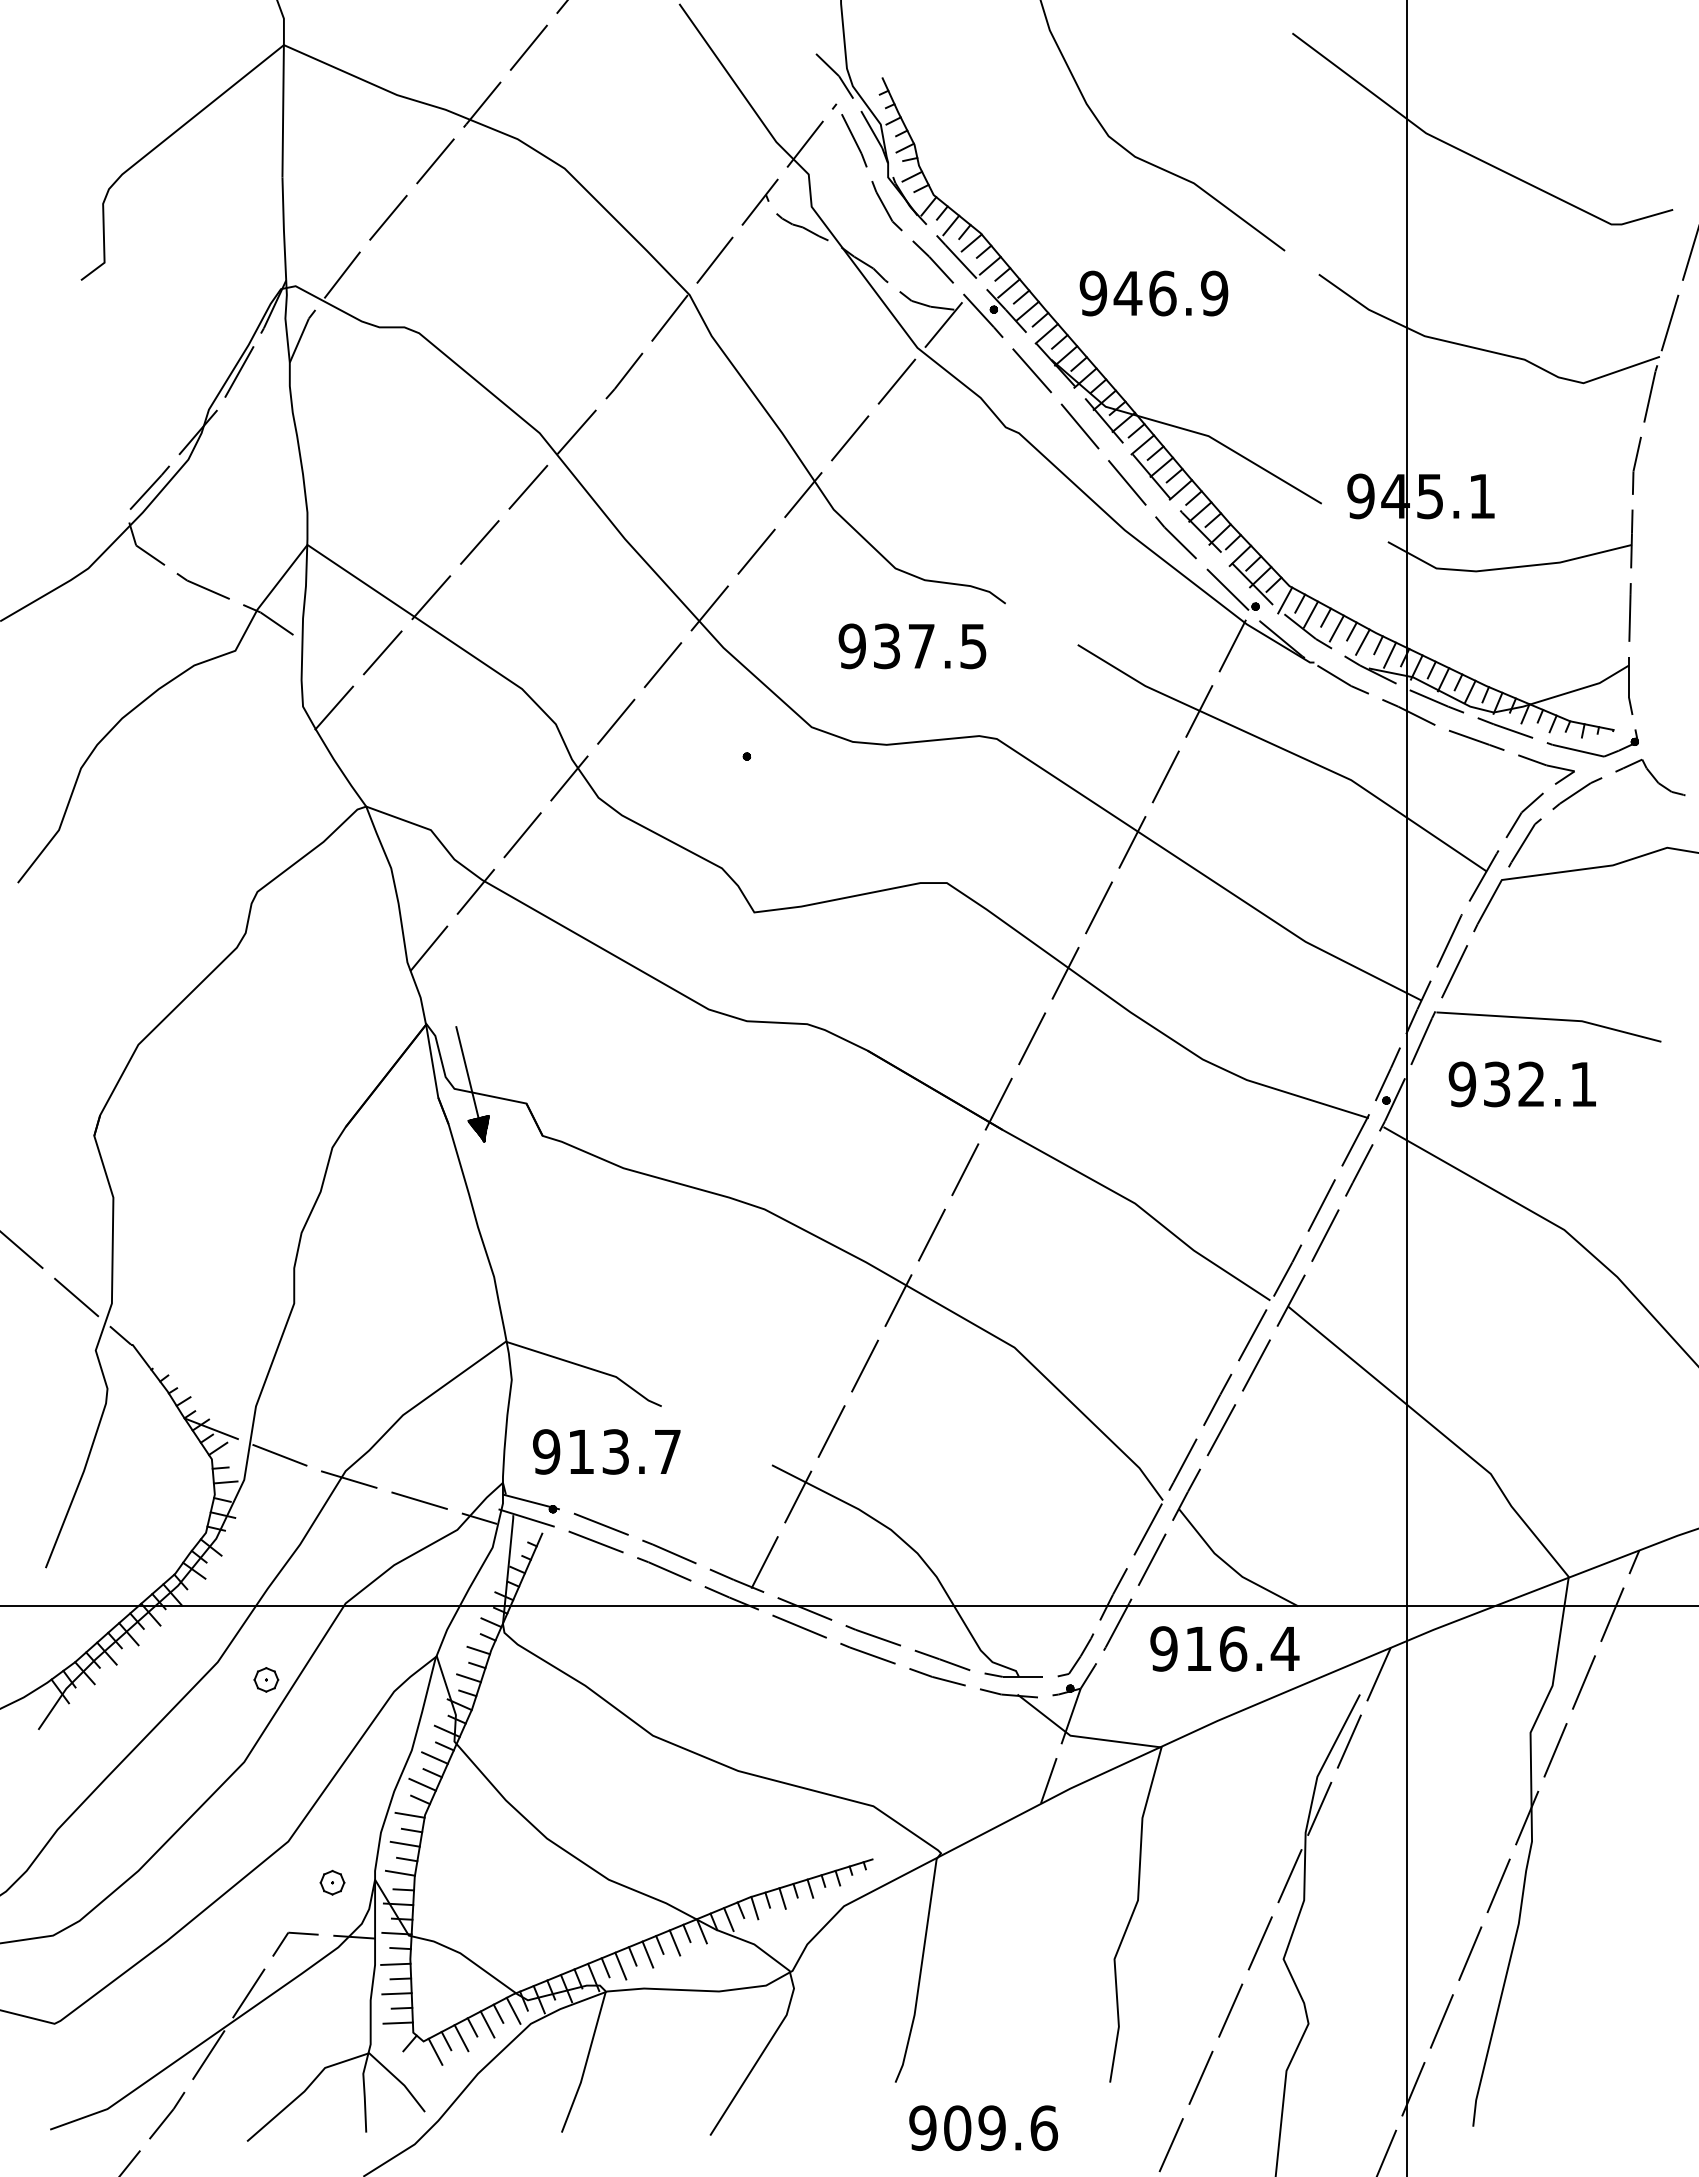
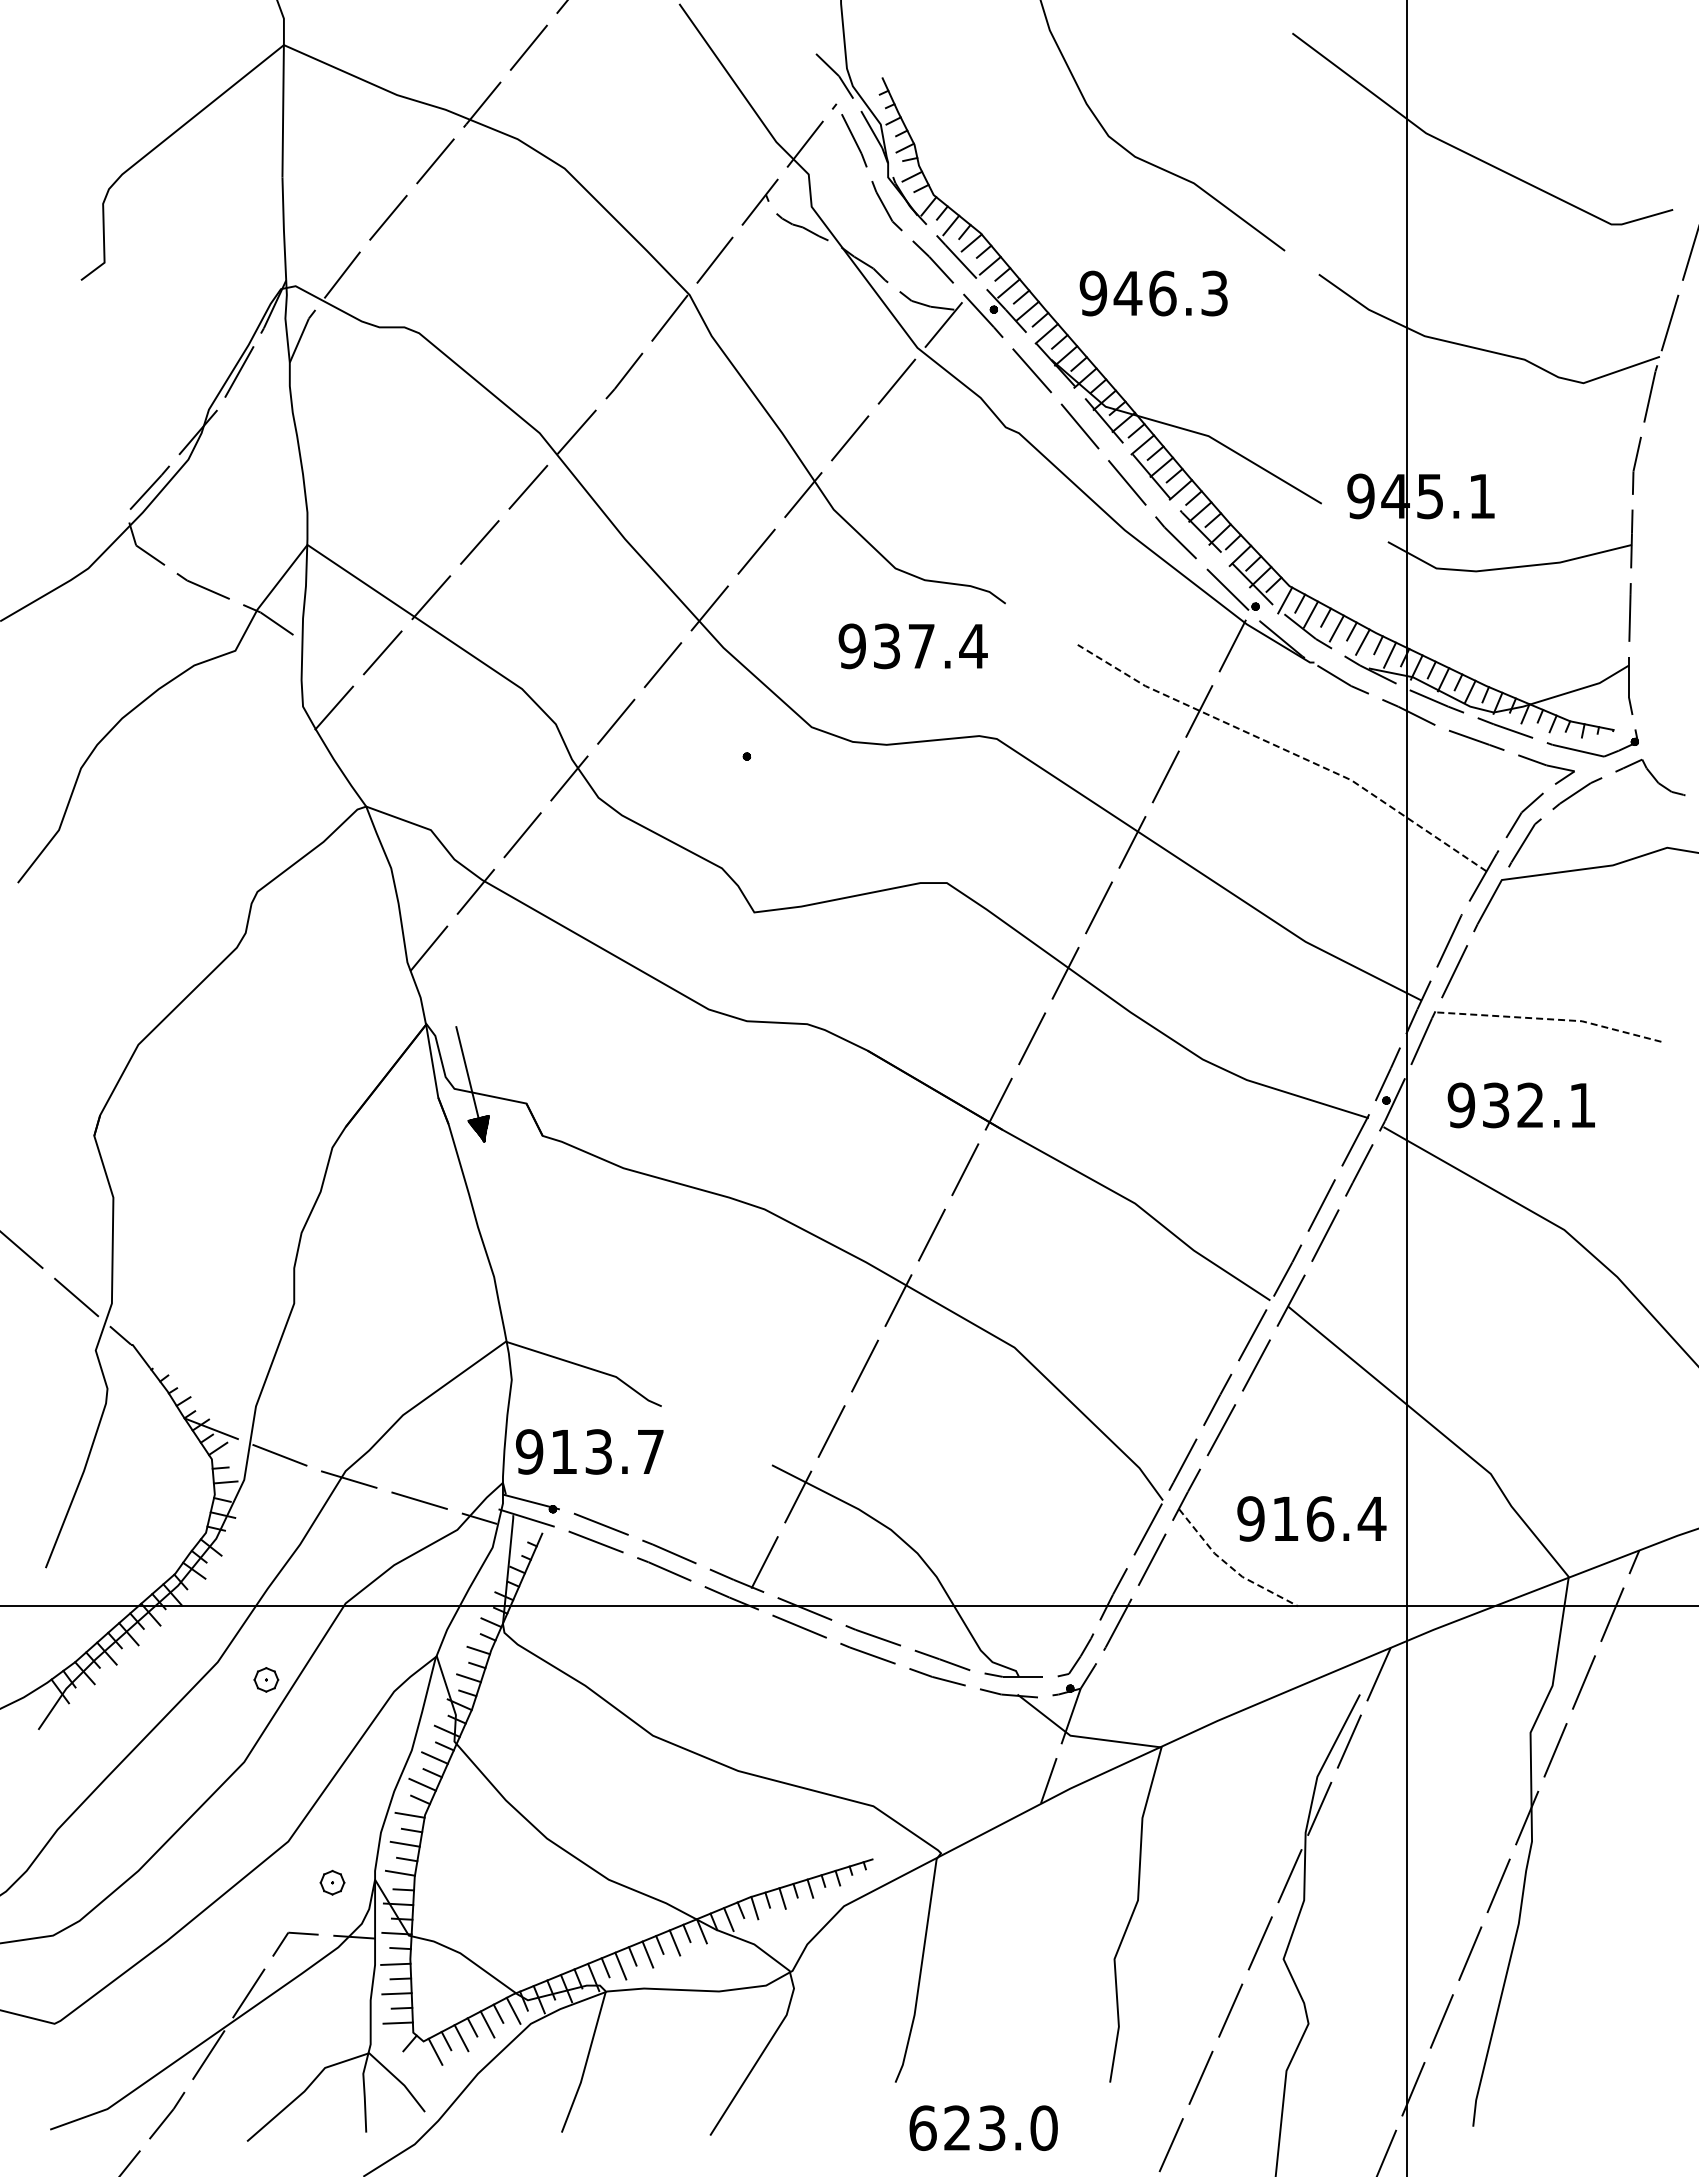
text: 946.9 -> 946.3 (1214, 293)
text: 937.5 -> 937.4 (973, 646)
line: solid -> dashed (1285, 750)
line: solid -> dashed (1551, 1019)
text position: (1521, 1084) -> (1520, 1105) (1520, 1105)
text position: (606, 1451) -> (589, 1451) (589, 1451)
line: solid -> dashed (1231, 1567)
text position: (1224, 1648) -> (1311, 1518) (1311, 1518)
text: 909.6 -> 623.0 (983, 2127)
